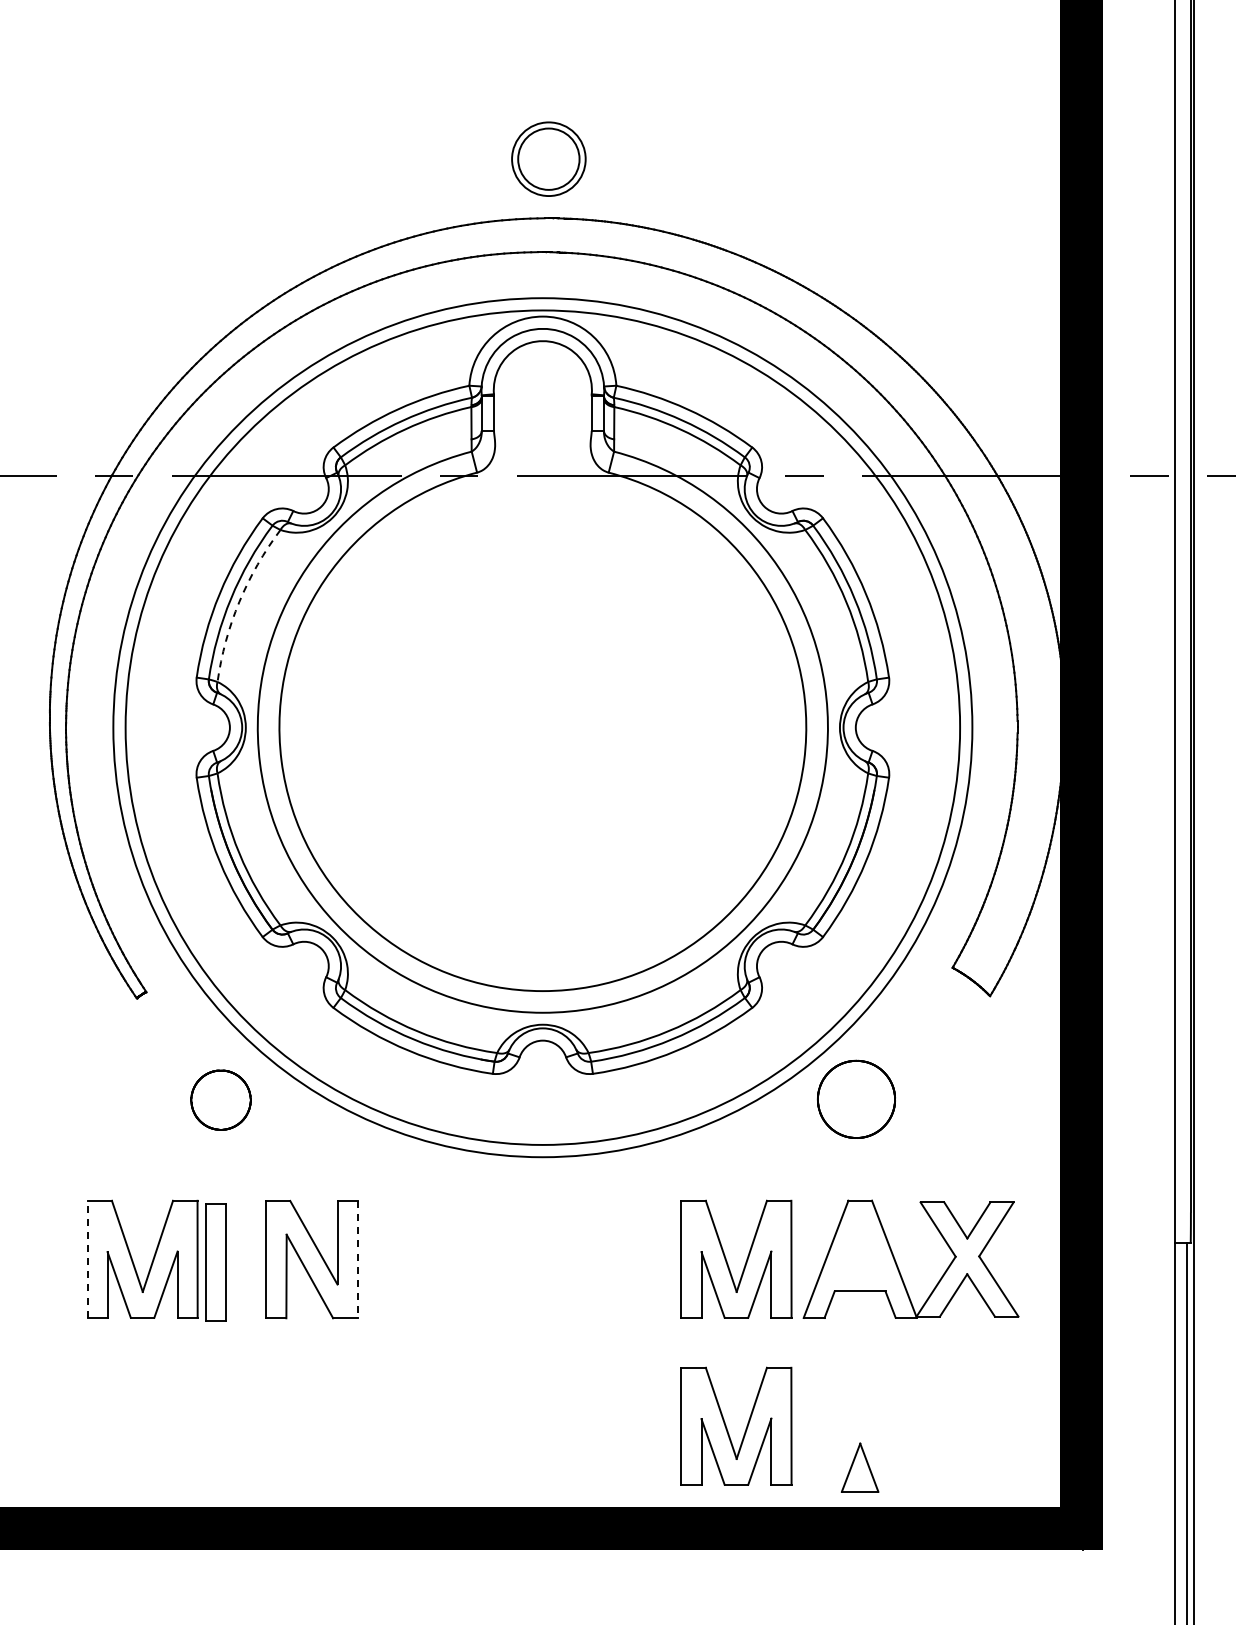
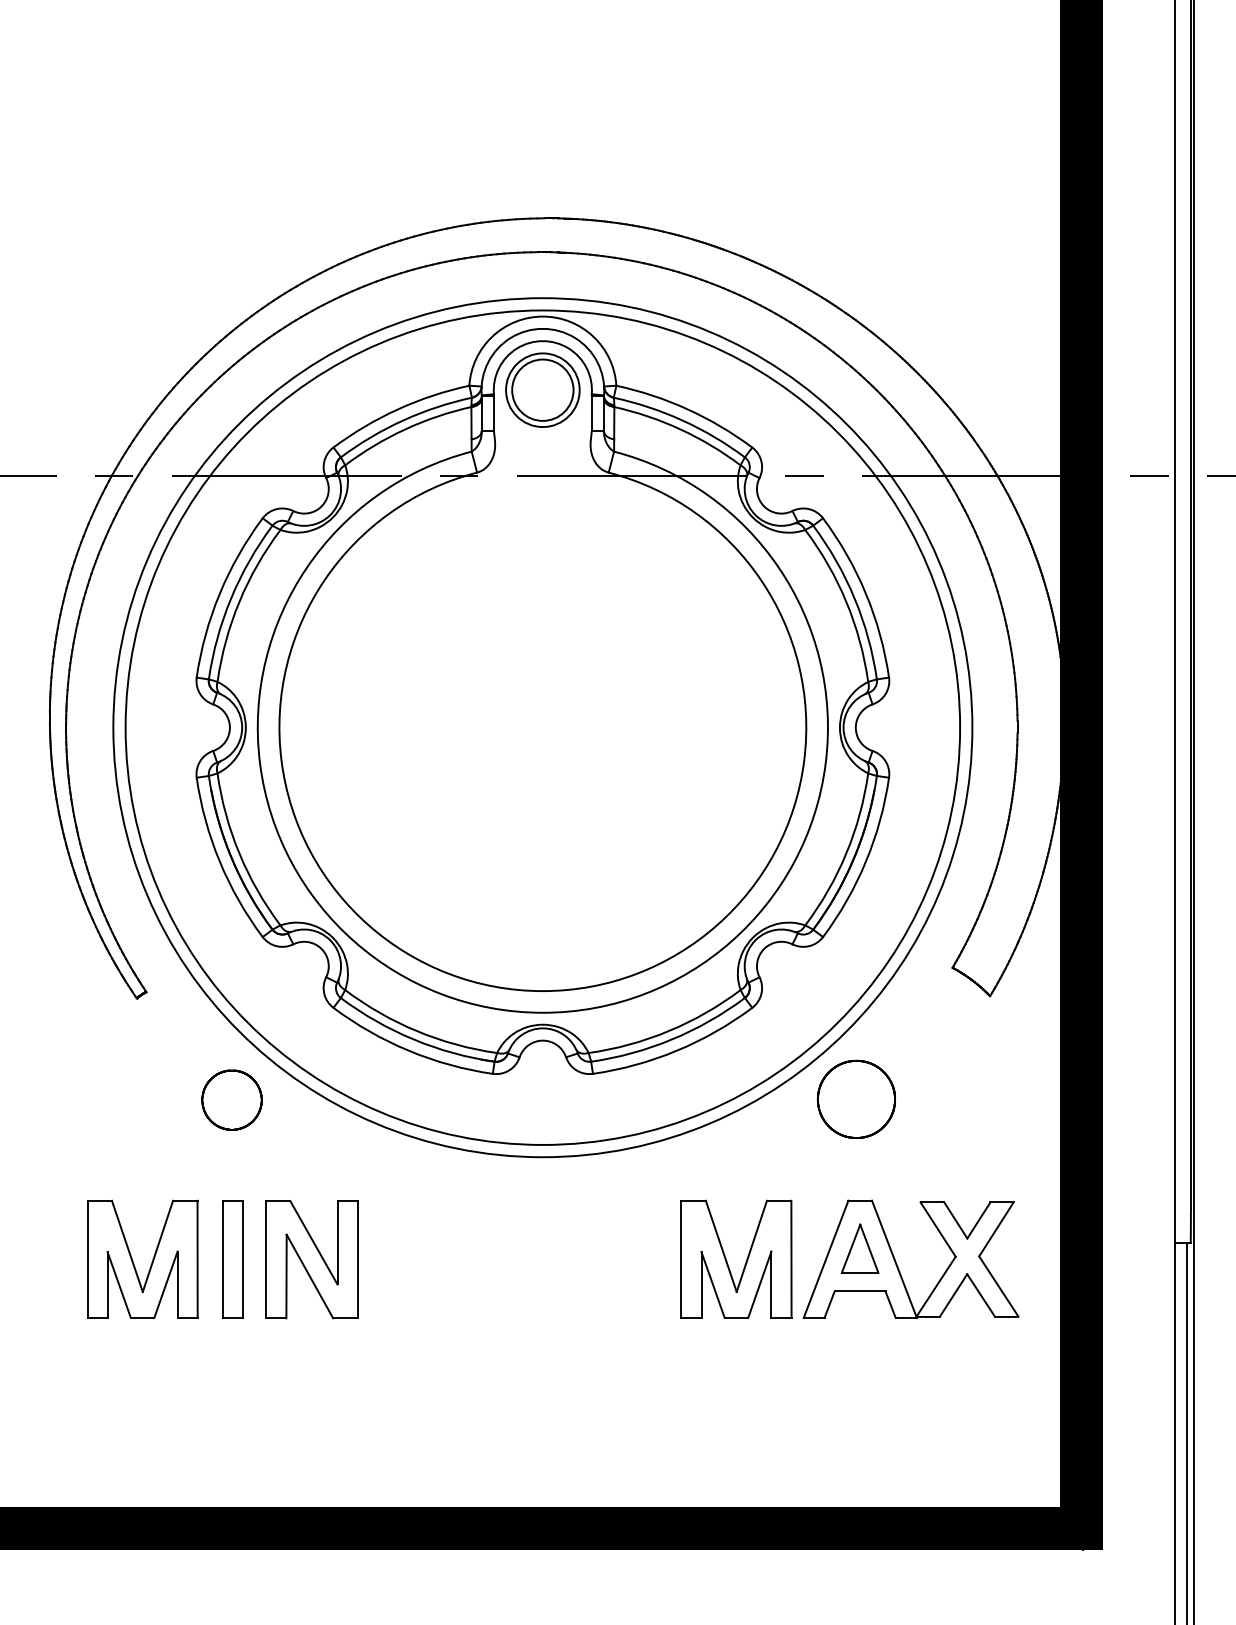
part position: (548, 158) -> (542, 389) (542, 389)
arc: dashed -> solid (239, 601)
part position: (220, 1099) -> (231, 1099) (231, 1099)
line: dashed -> solid (87, 1258)
line: dashed -> solid (357, 1259)
part position: (215, 1262) -> (232, 1259) (232, 1259)
part: present -> none (727, 1428)
part position: (859, 1467) -> (859, 1248) (859, 1248)
